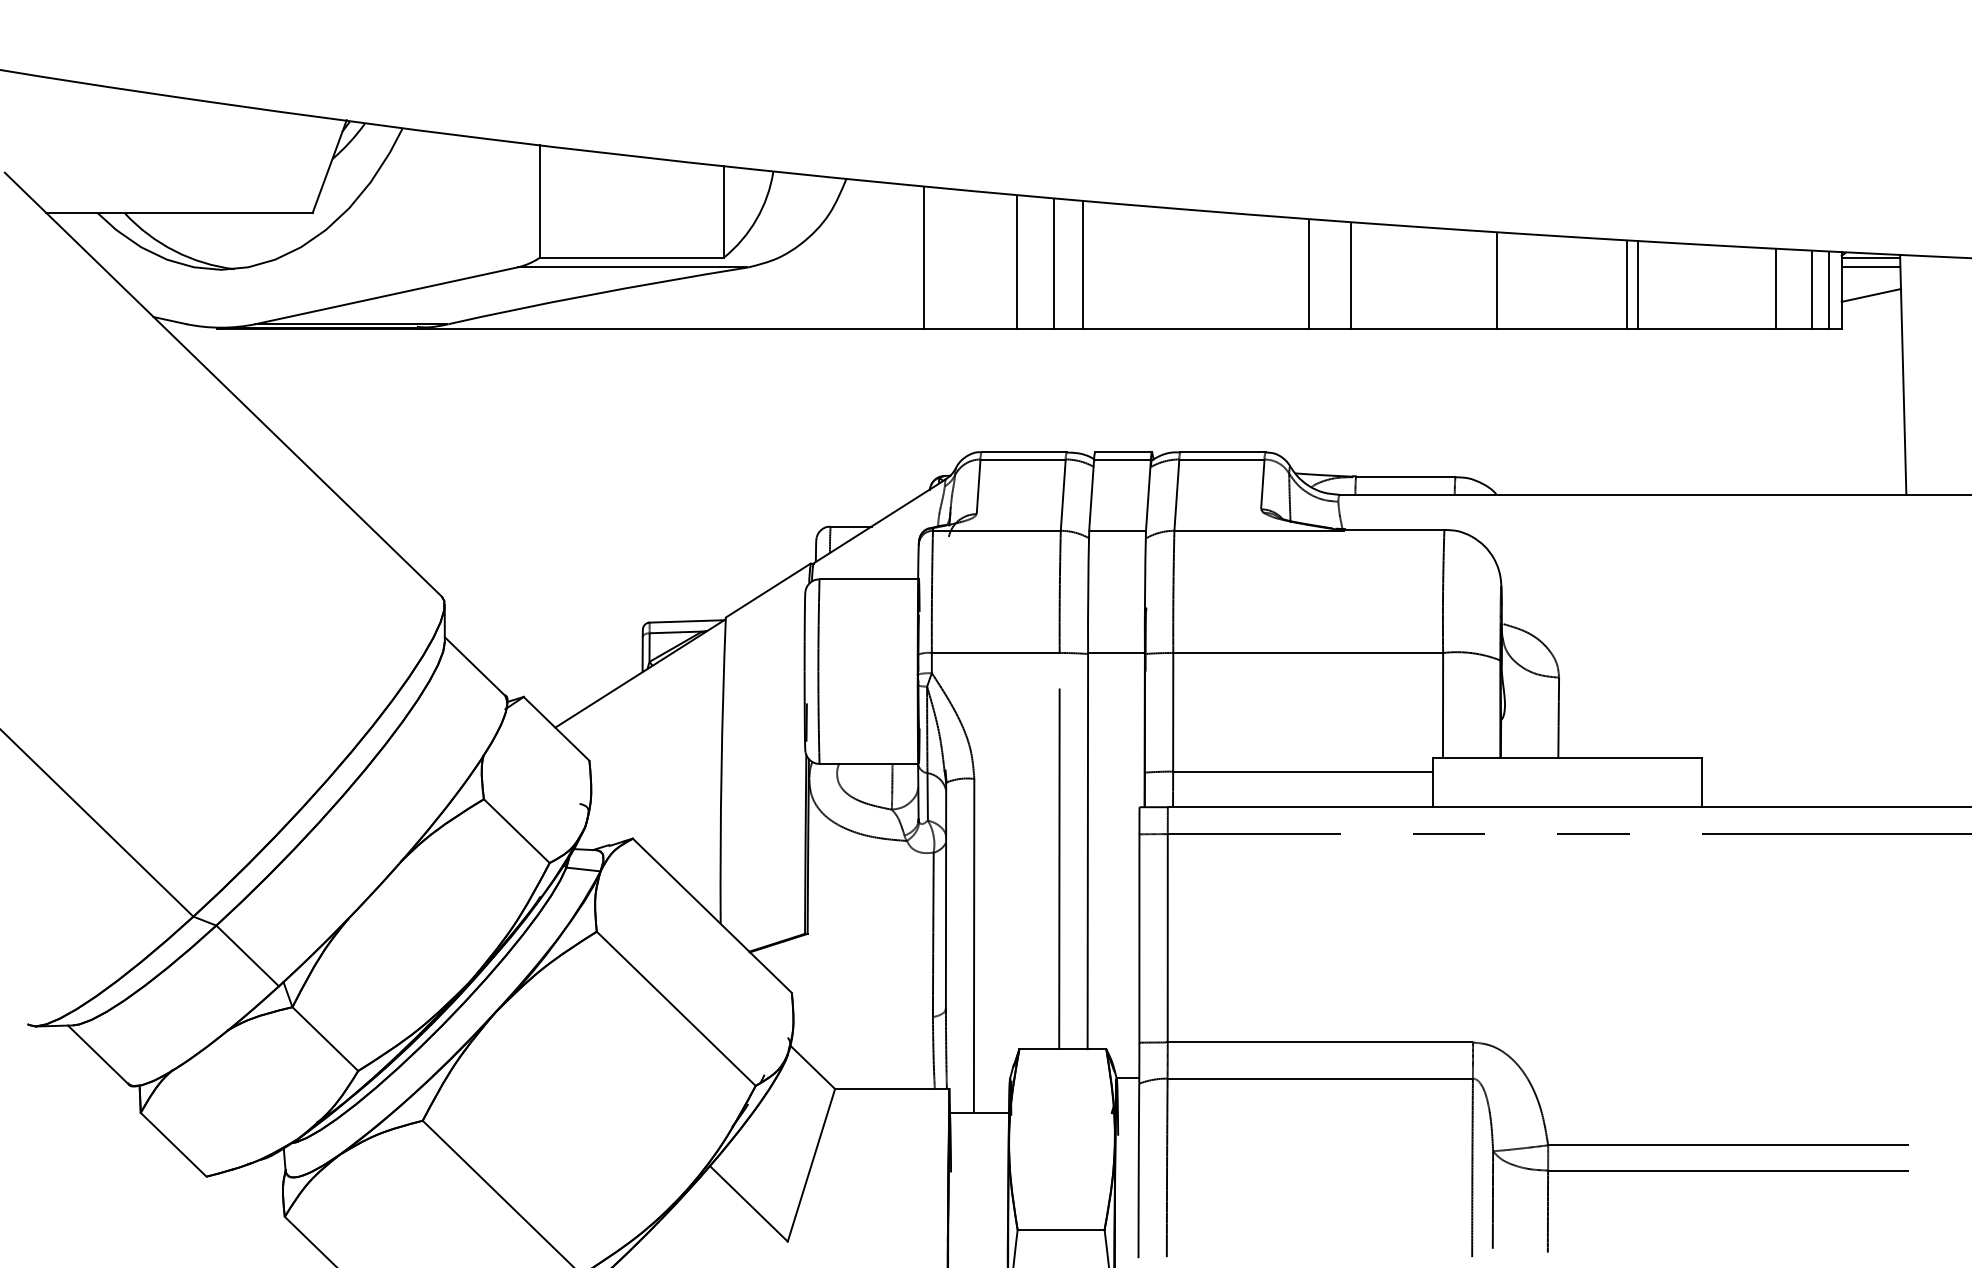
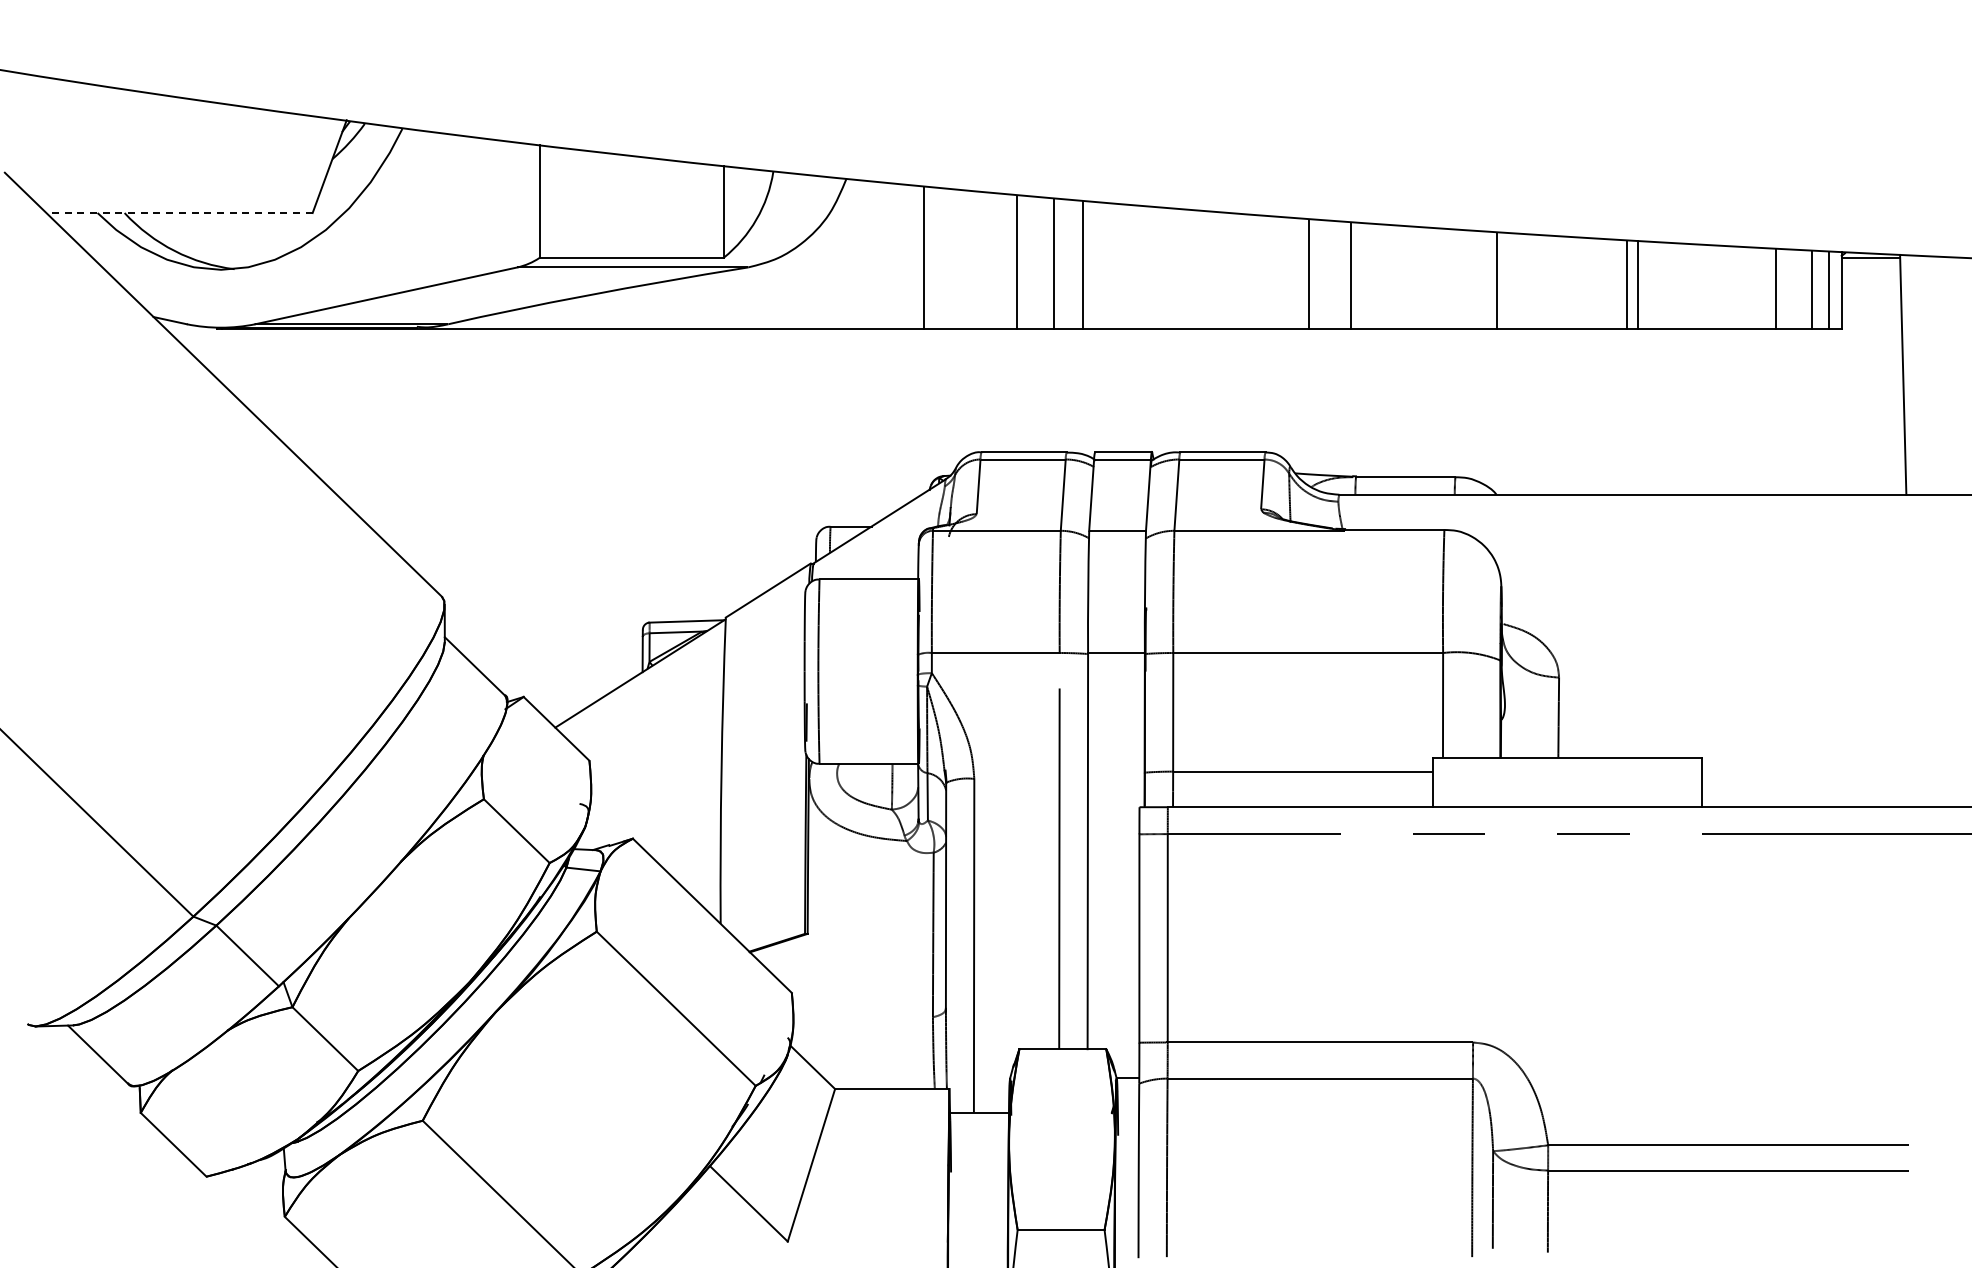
line: solid -> dashed (179, 213)
line: present -> none (1870, 267)
line: present -> none (1870, 295)
